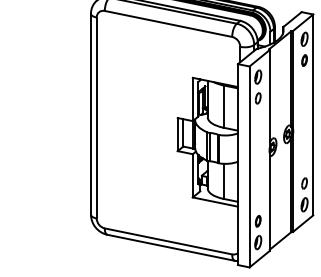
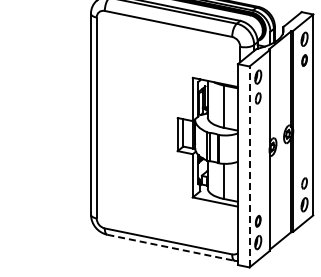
line: solid -> dashed (249, 166)
line: solid -> dashed (171, 247)
